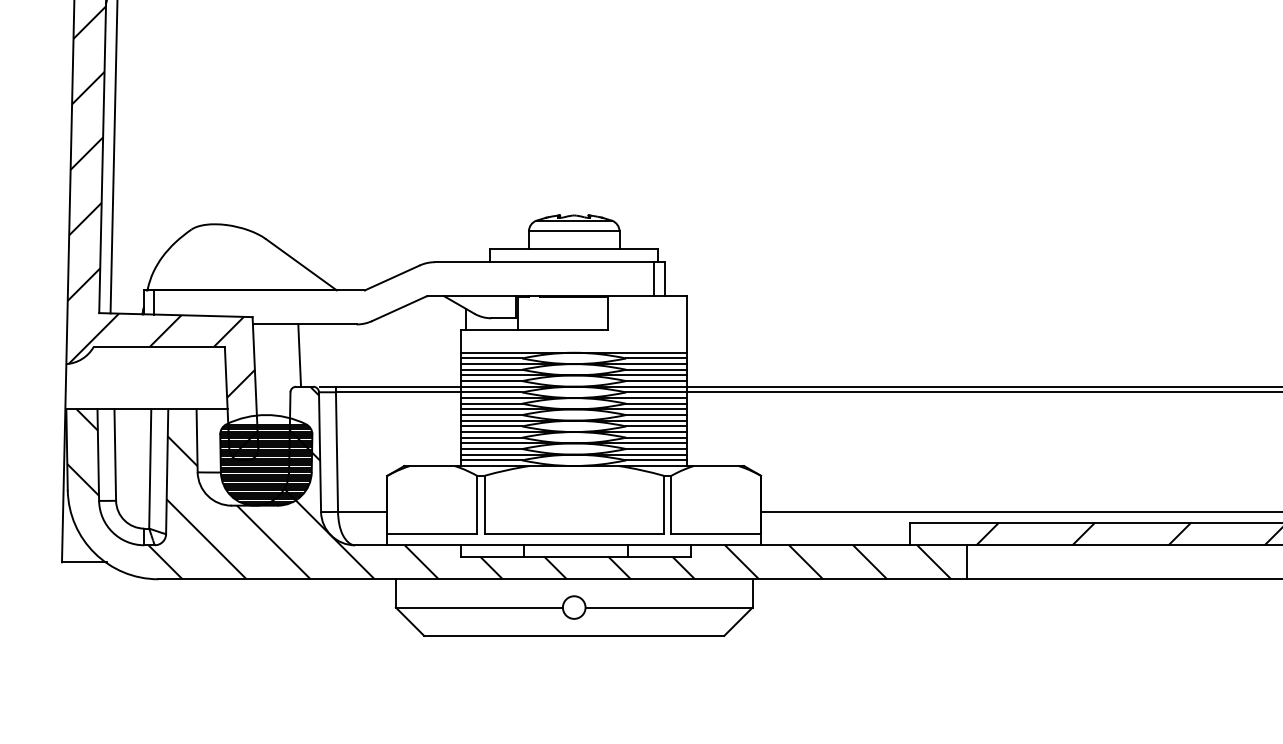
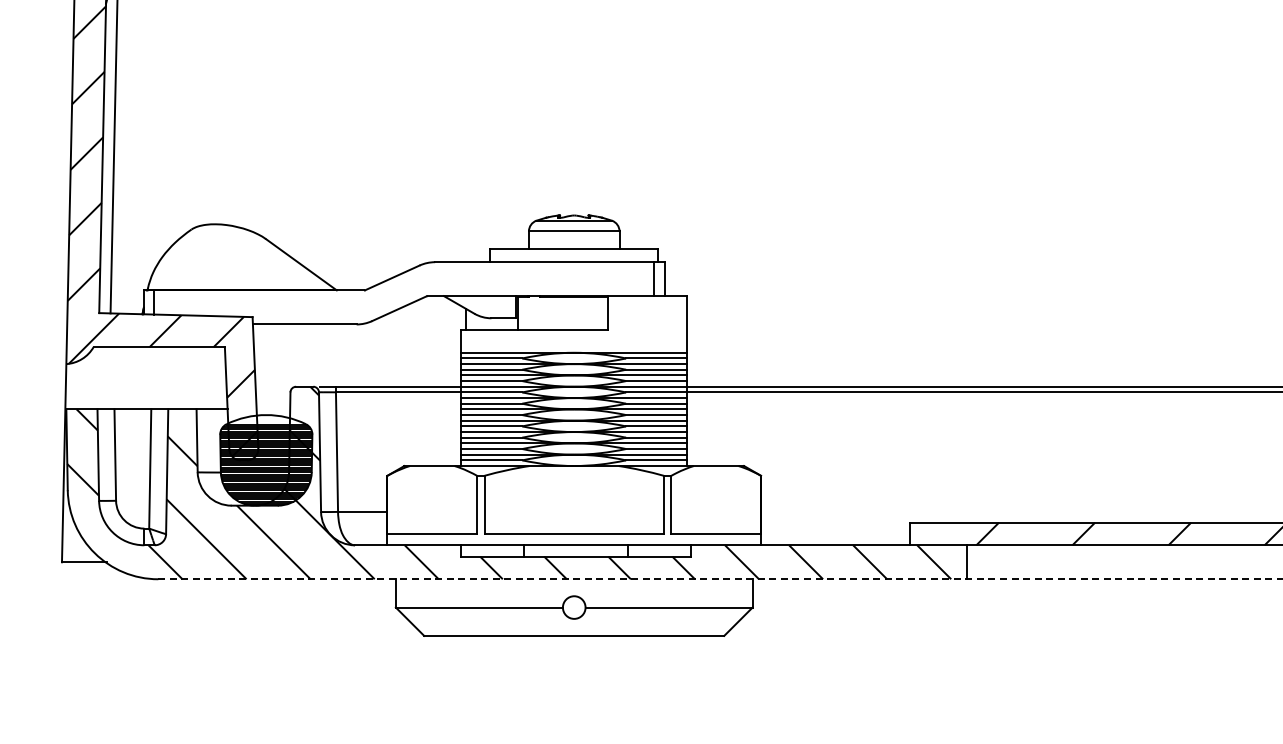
line: present -> none (299, 355)
line: present -> none (1020, 511)
line: solid -> dashed (720, 579)
